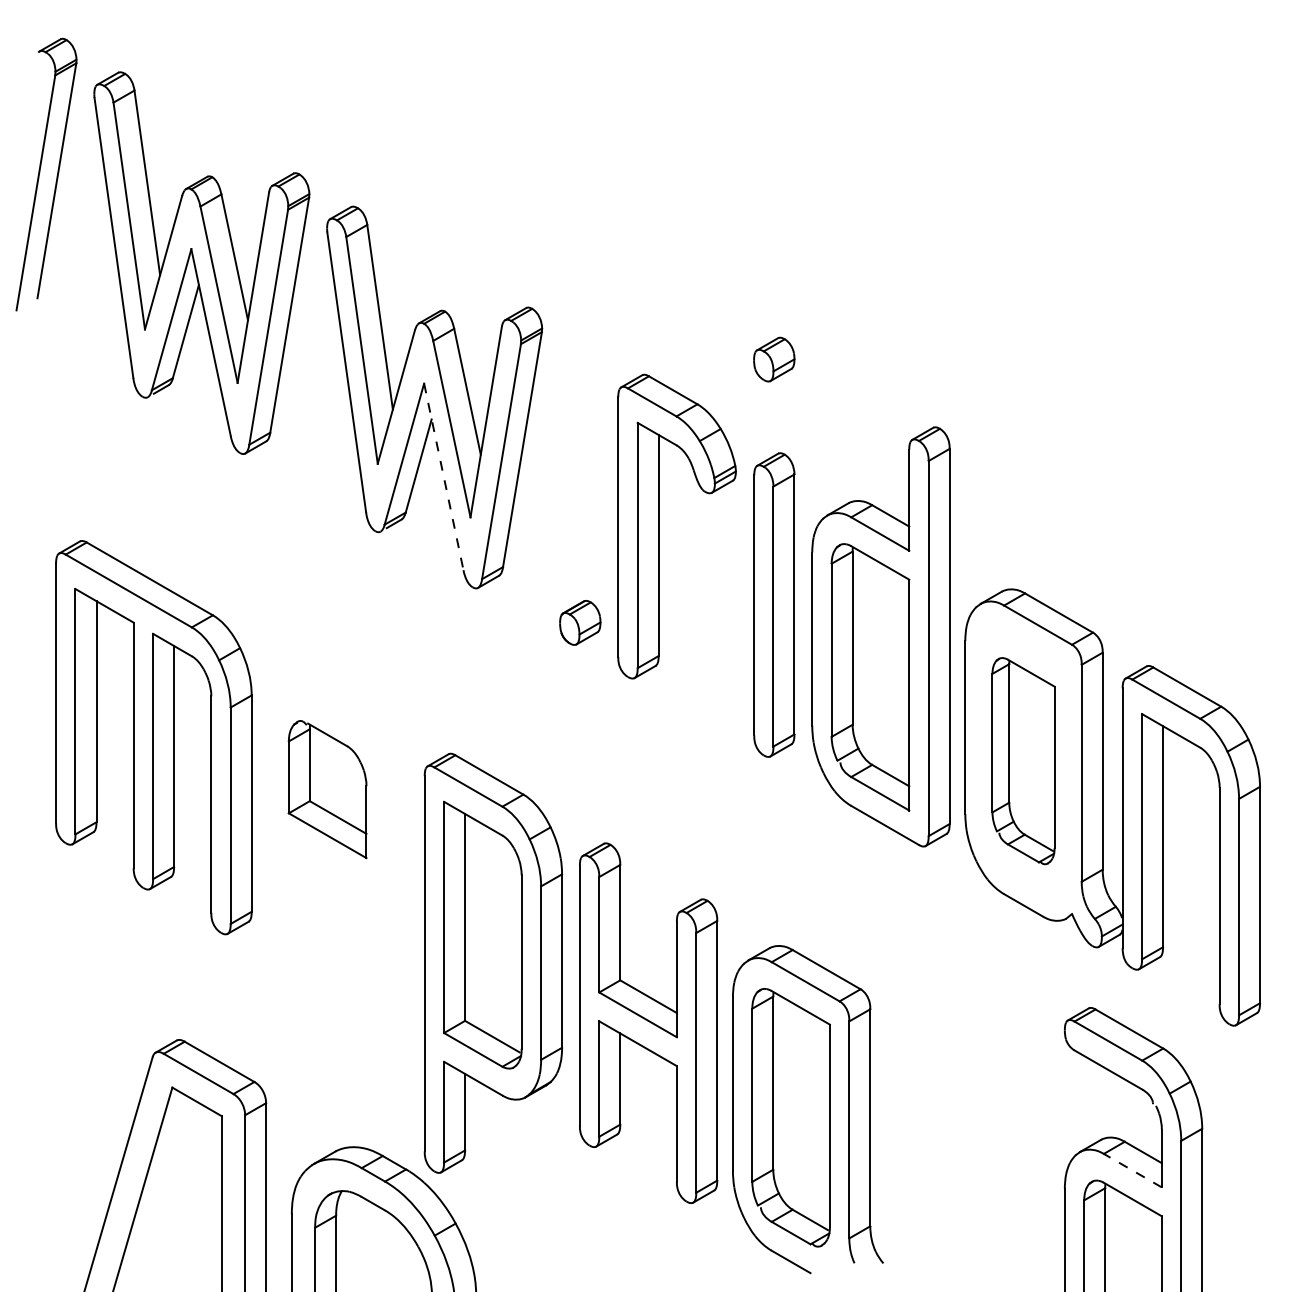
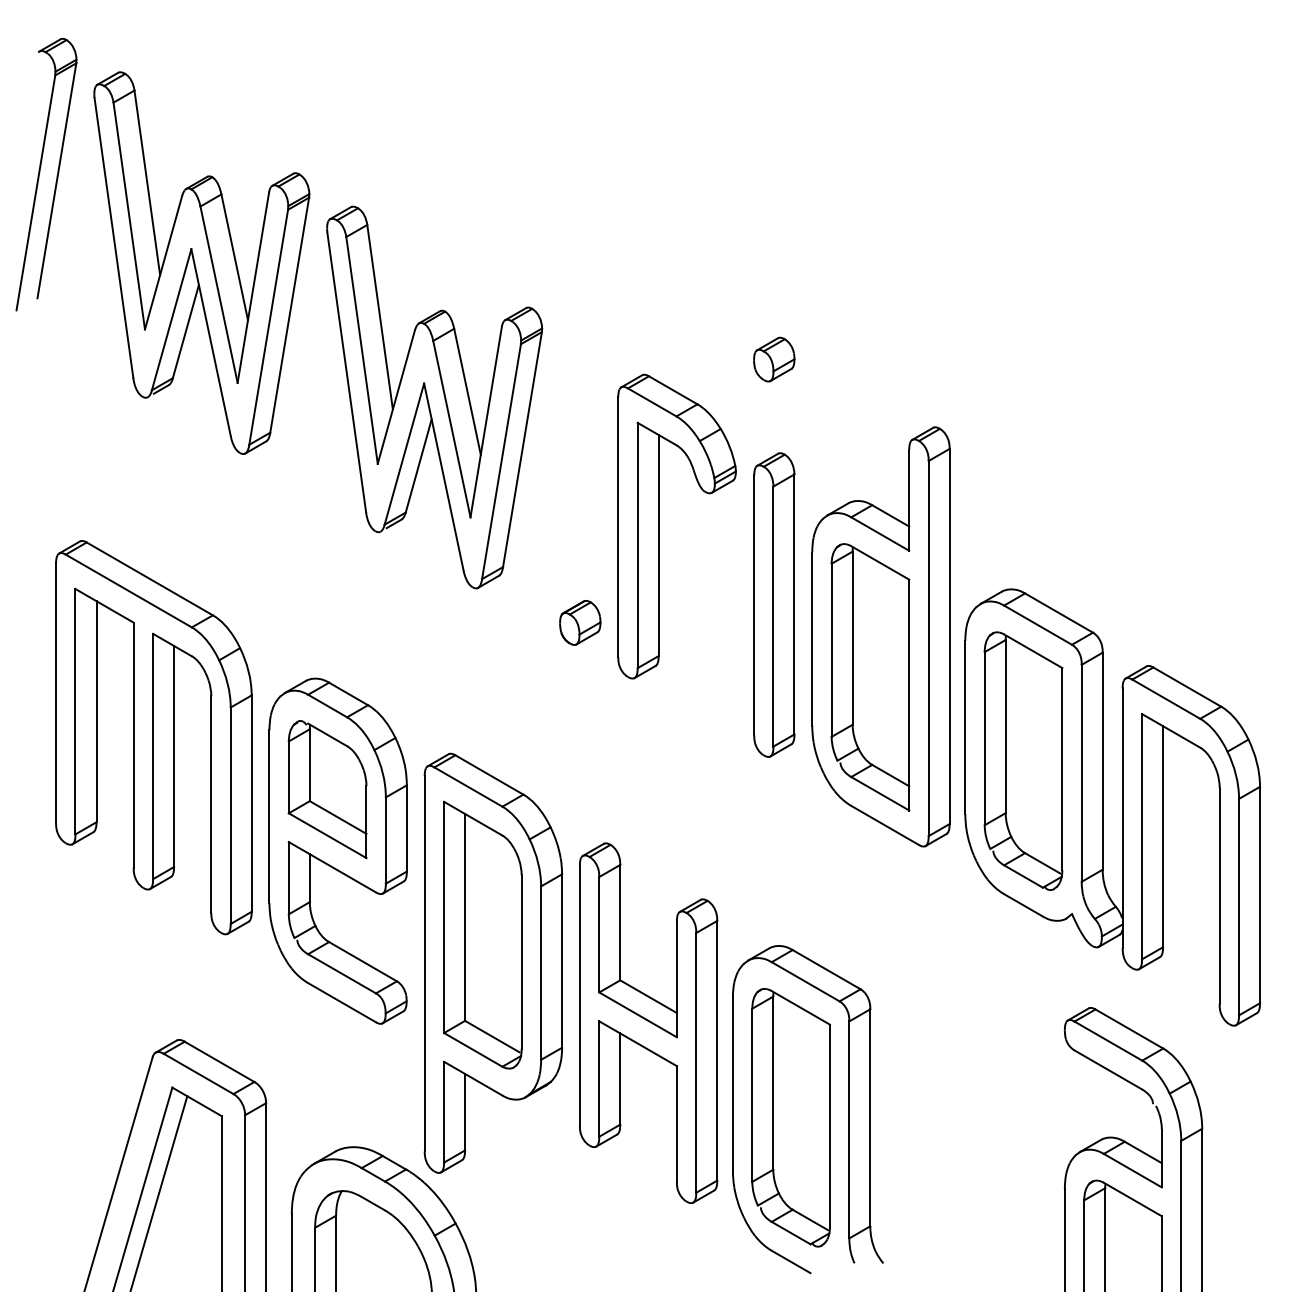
line: dashed -> solid (443, 477)
part size: 65x209 px -> 81x260 px (1023, 760)
part: none -> present (337, 850)
line: dashed -> solid (1132, 1170)
line: none -> present (159, 1192)
